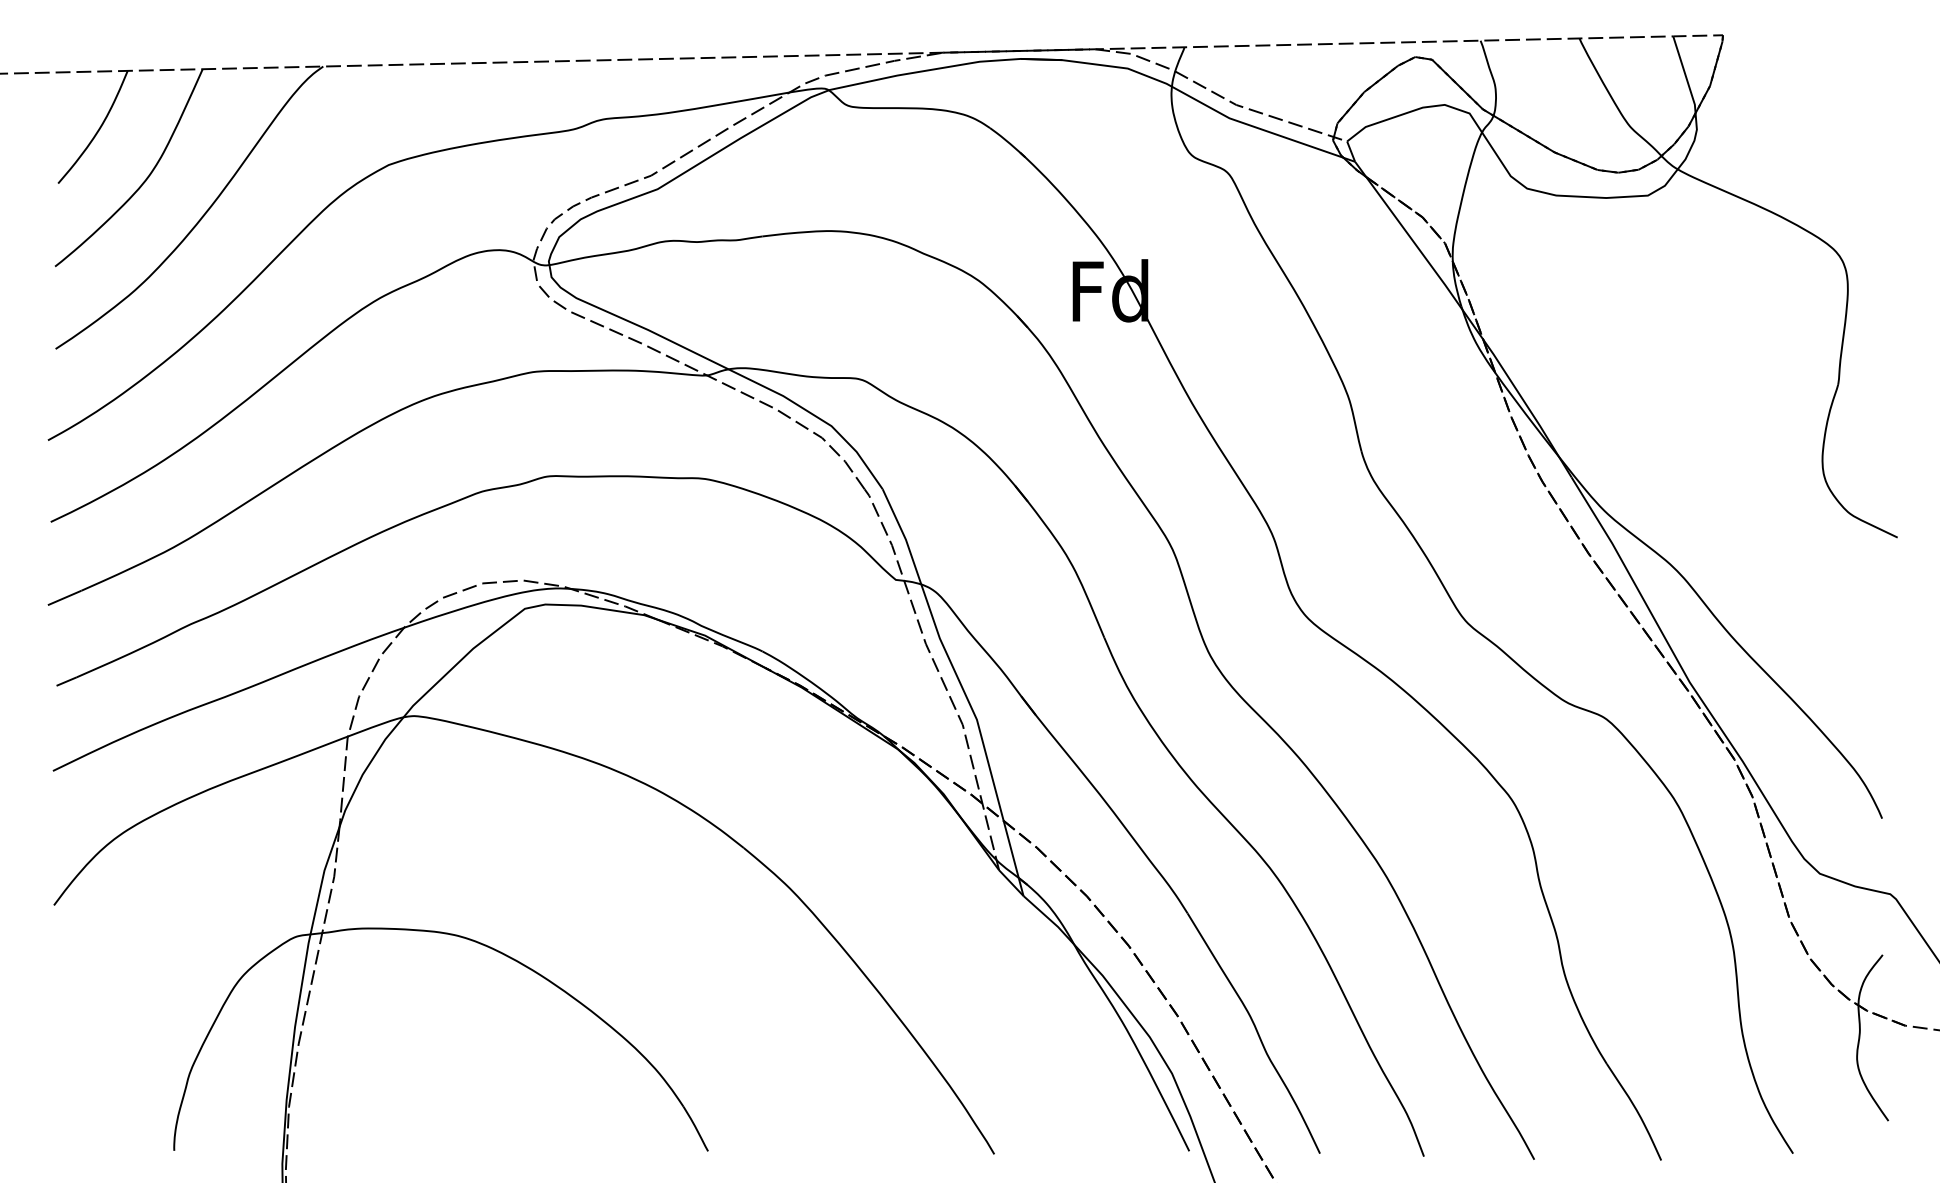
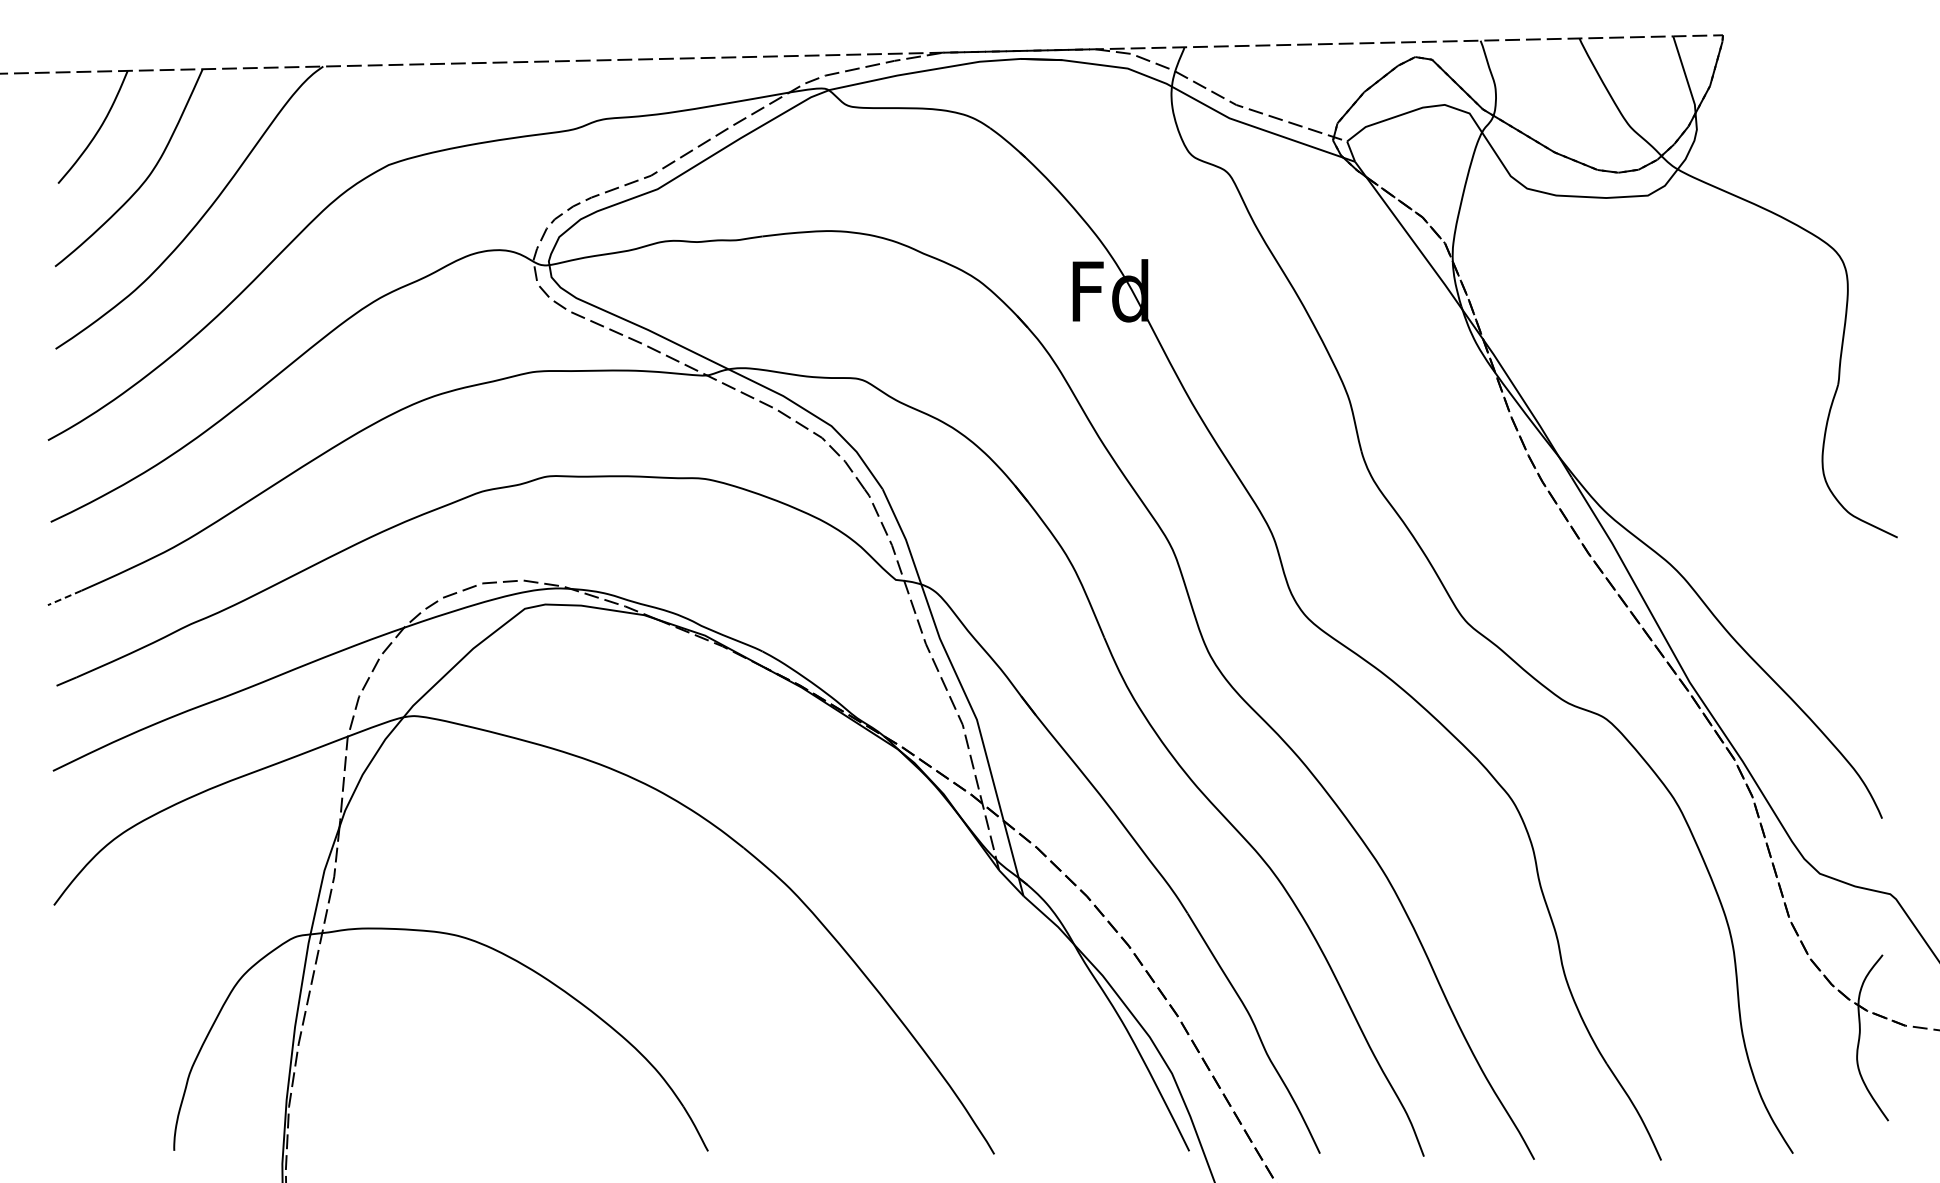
line: solid -> dashed (64, 598)
